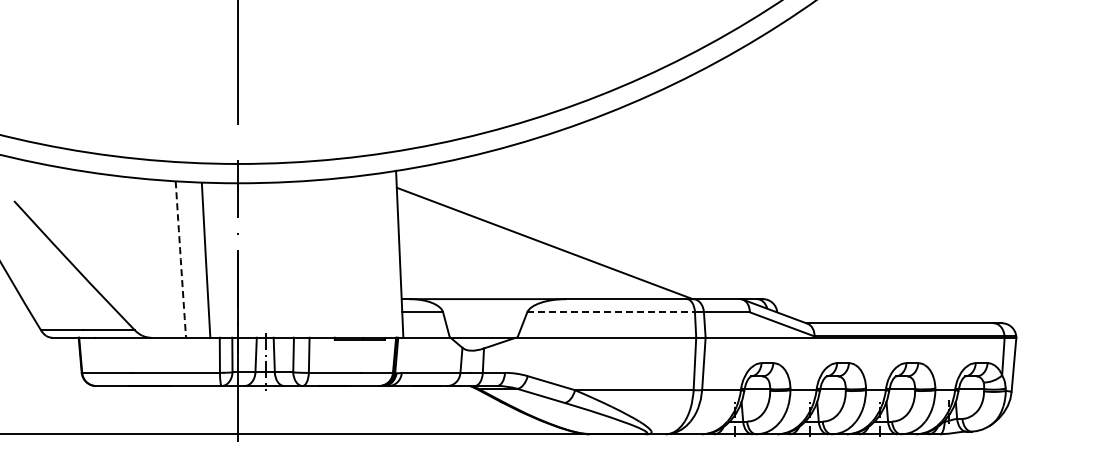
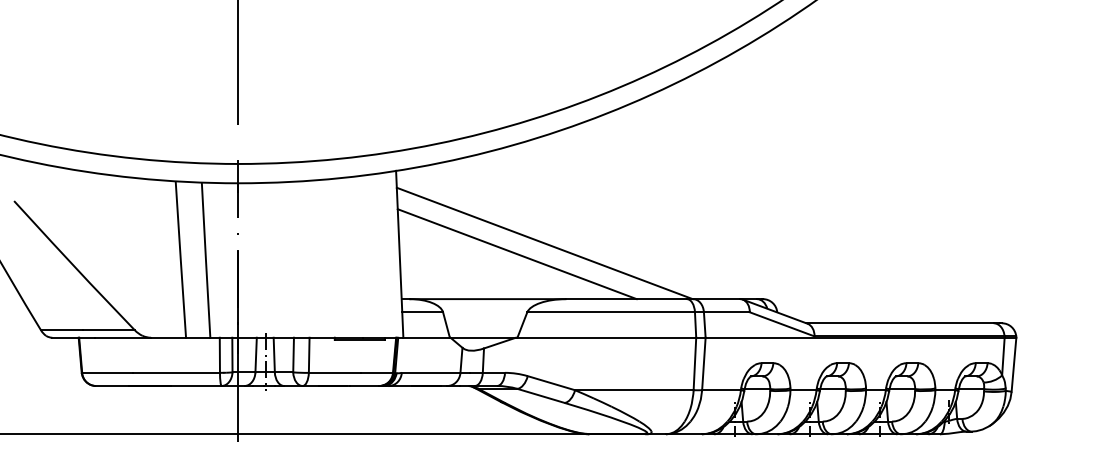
line: none -> present (516, 254)
arc: dashed -> solid (180, 259)
line: dashed -> solid (611, 312)
